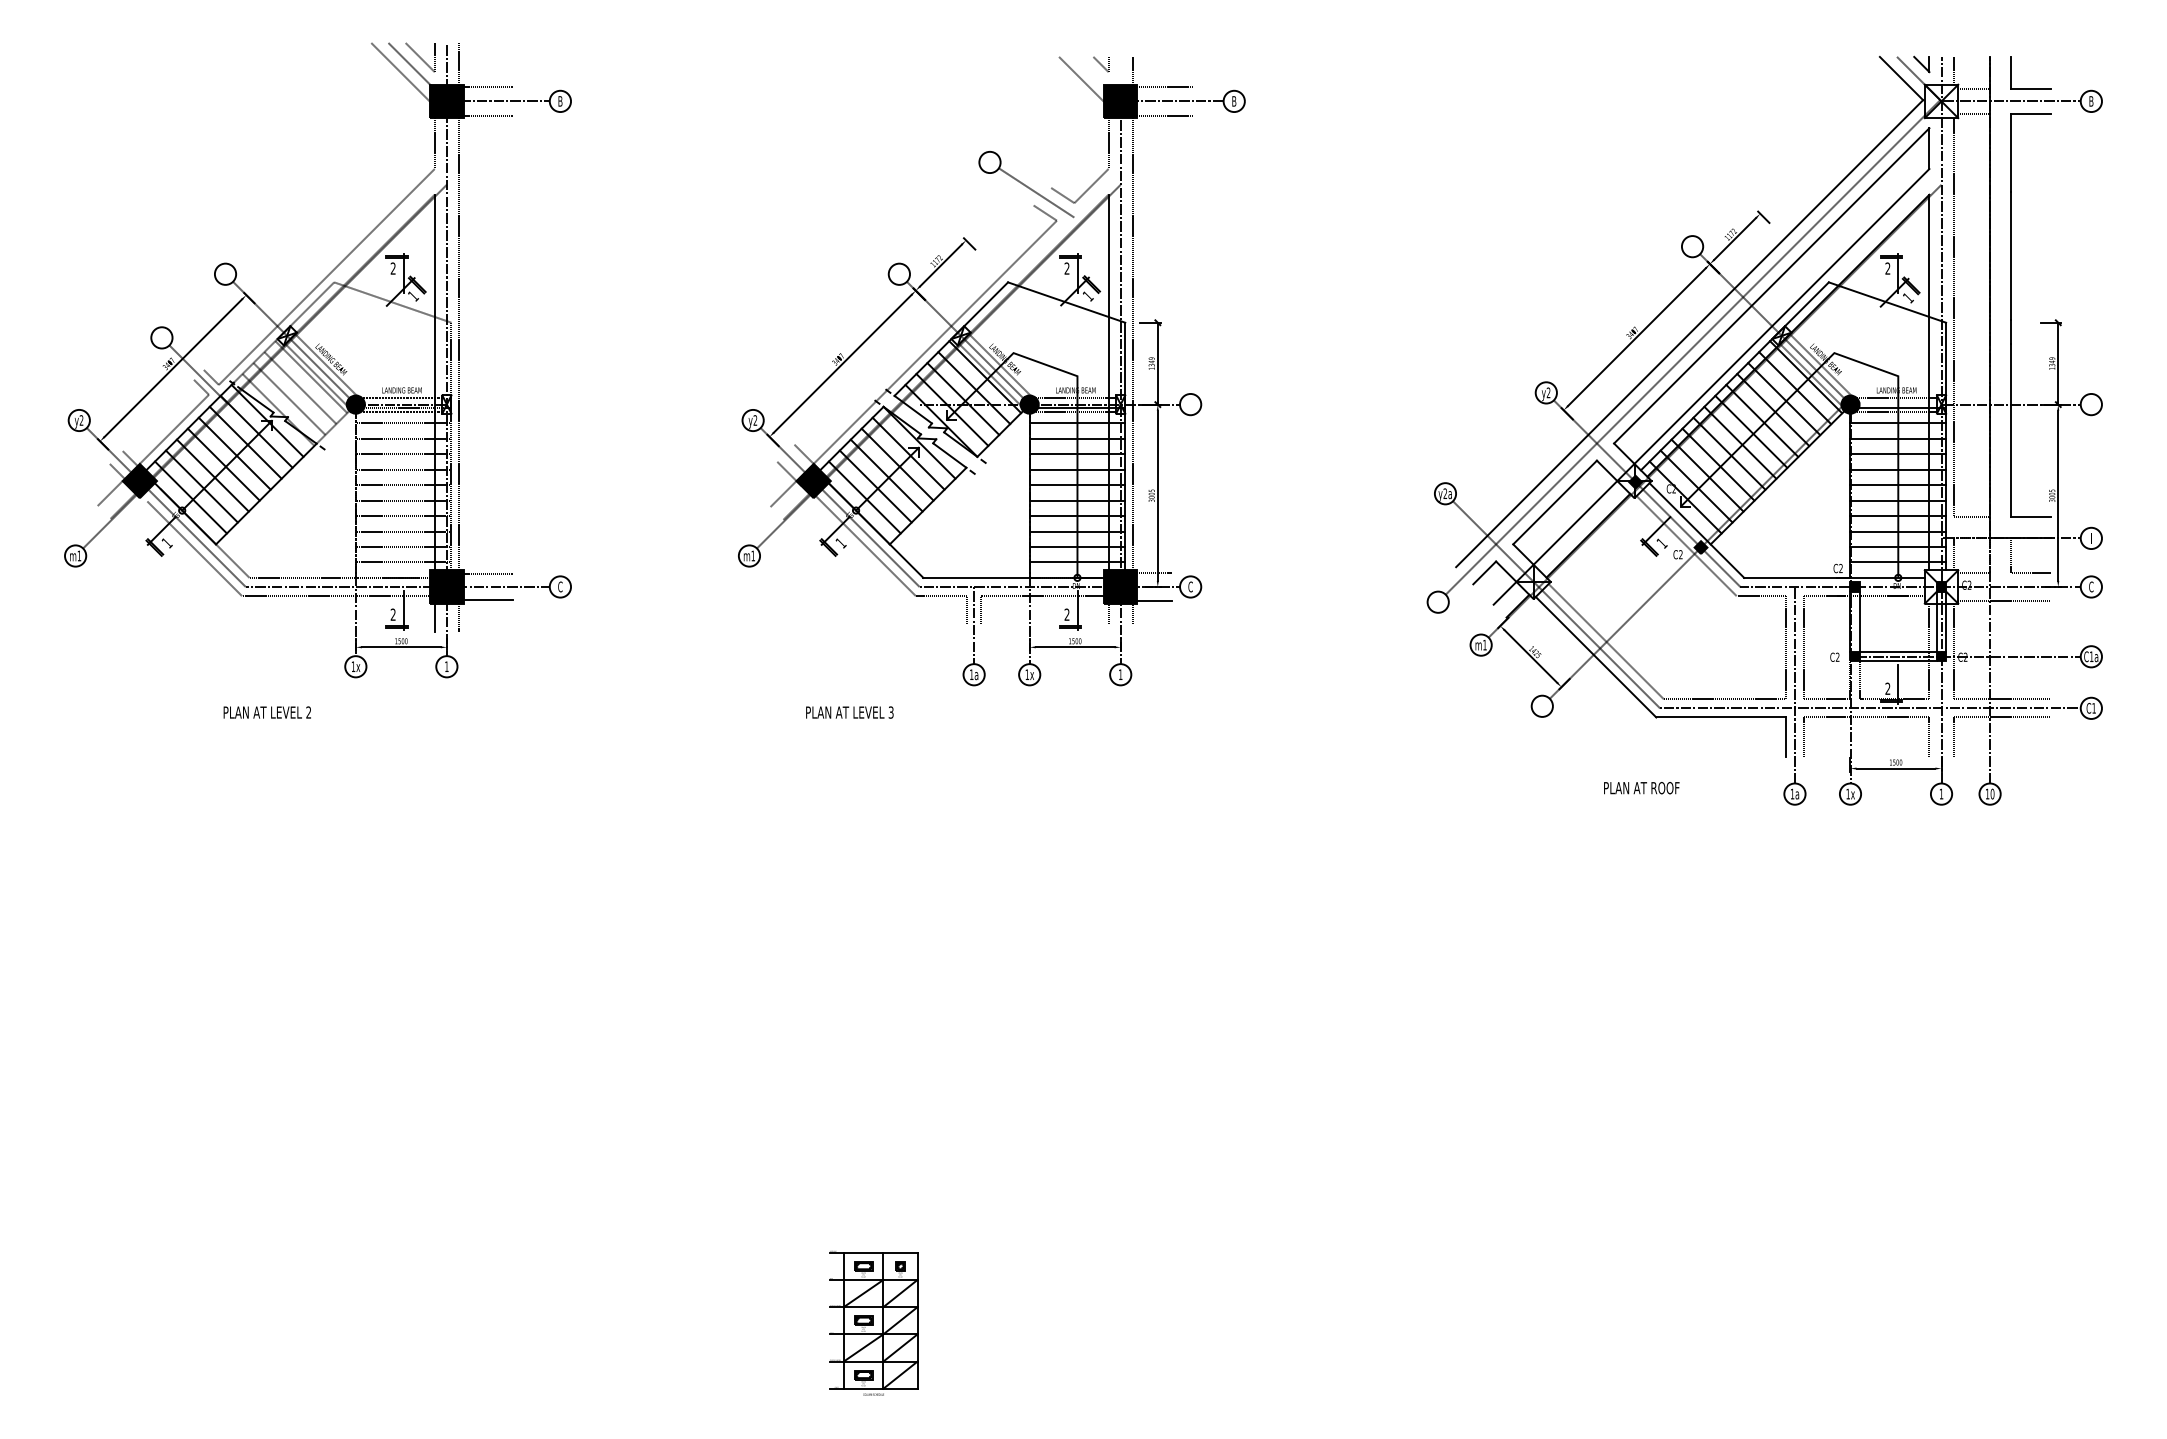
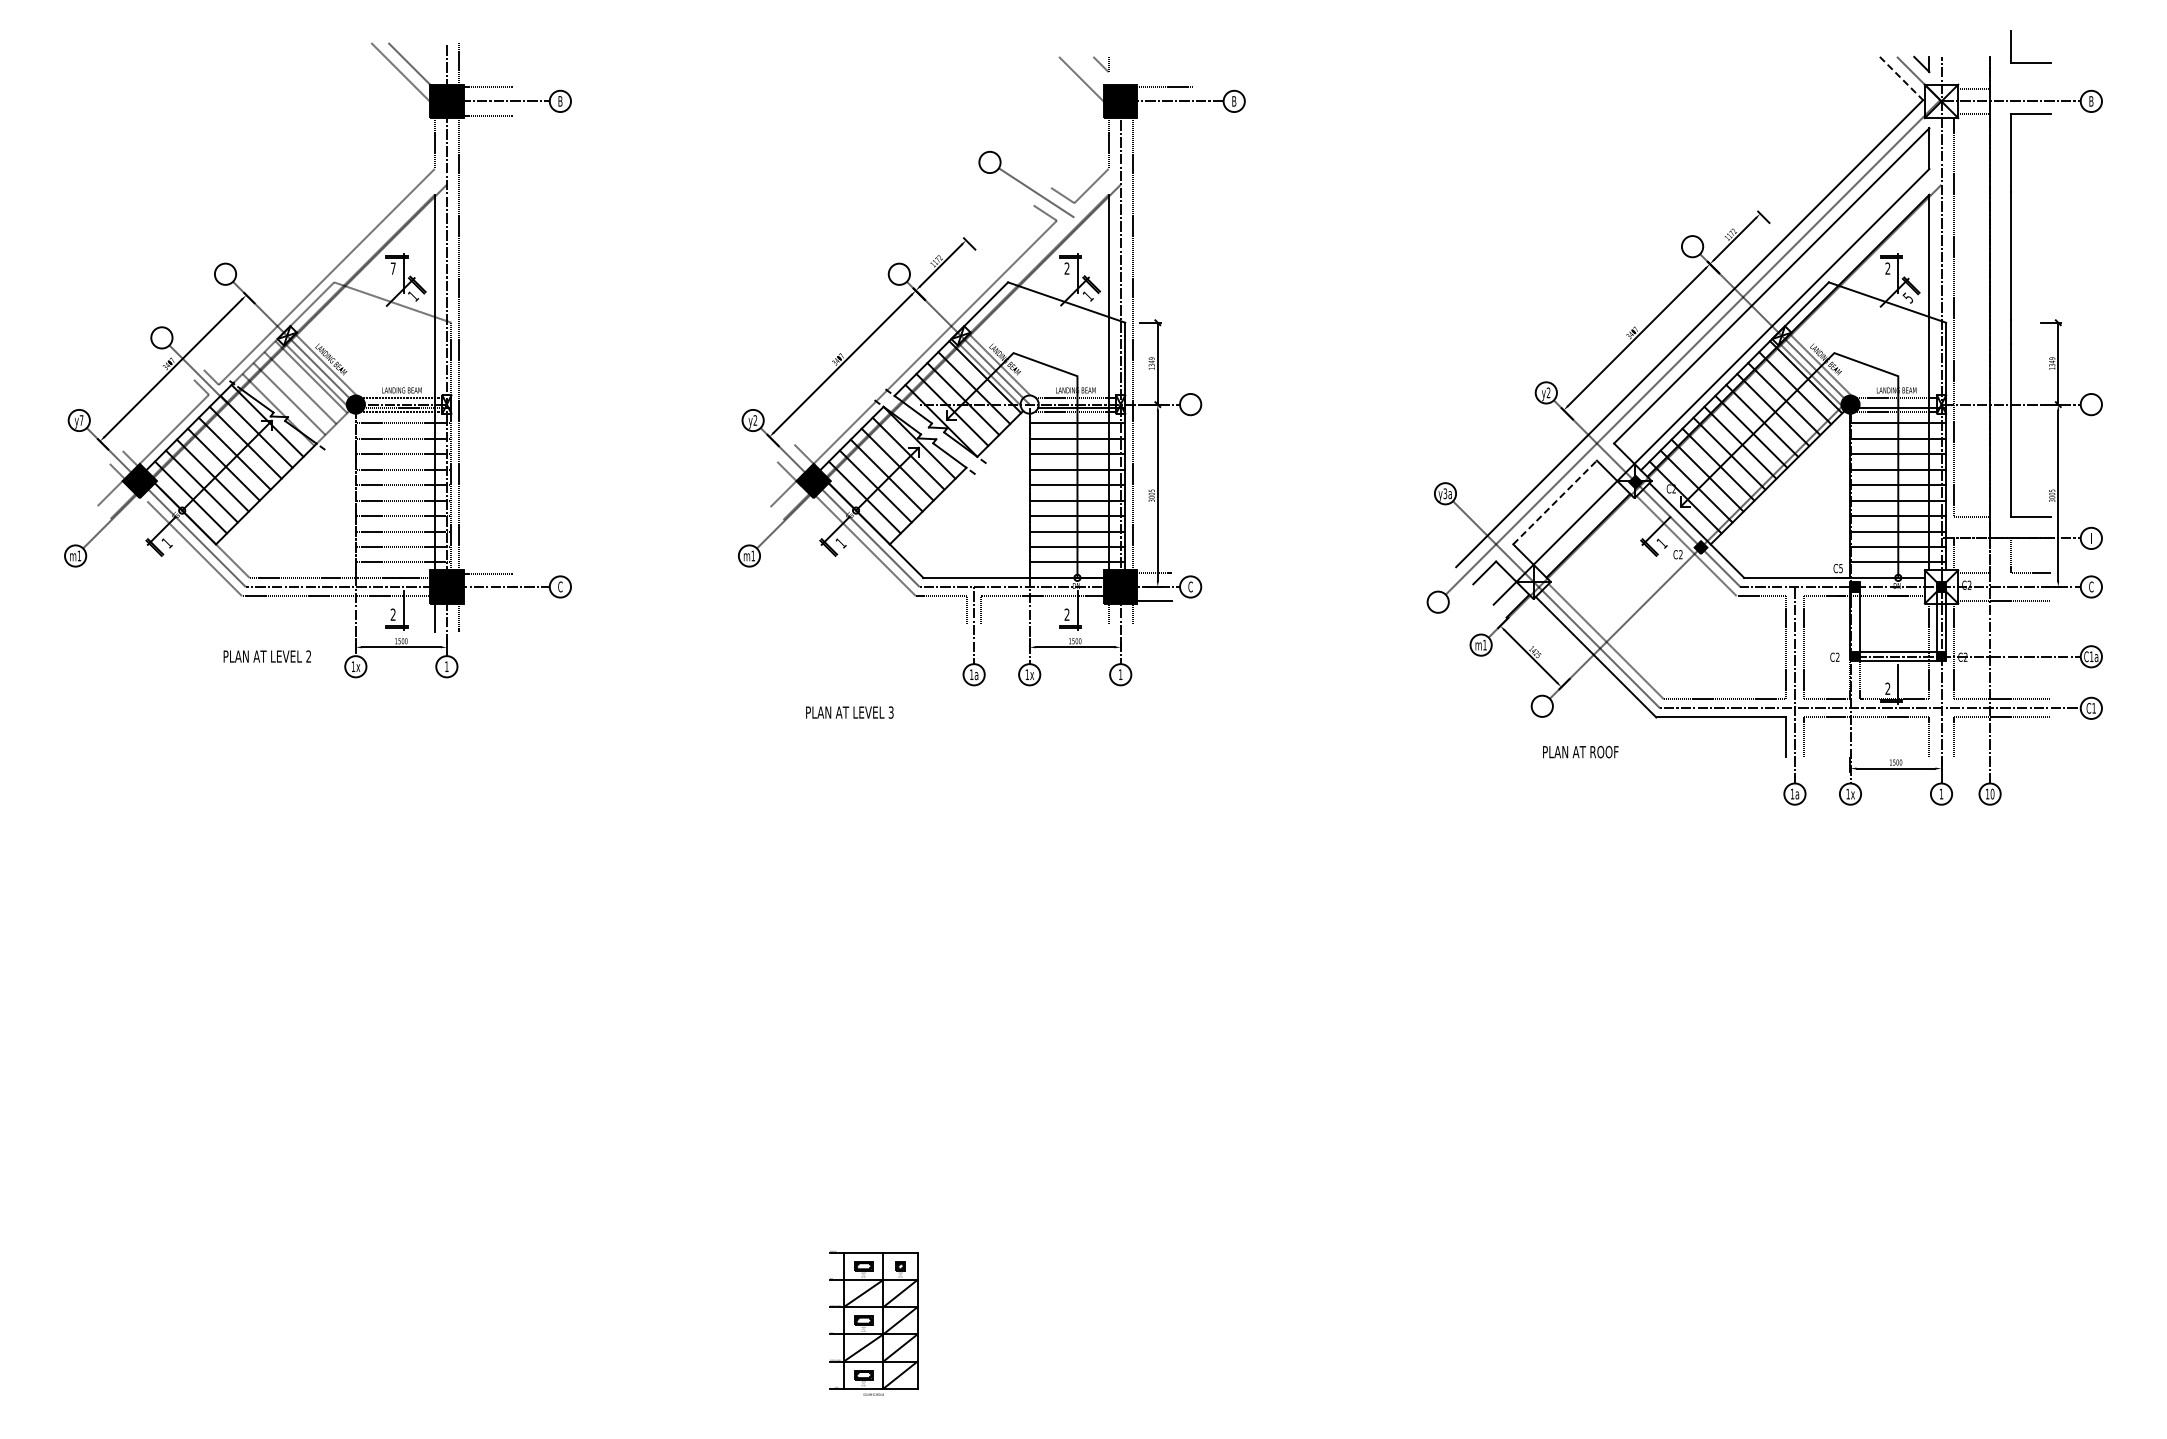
part: present -> none (420, 57)
line: present -> none (1132, 70)
line: present -> none (1953, 70)
line: solid -> dashed (1901, 78)
part position: (2030, 88) -> (2030, 62) (2030, 62)
line: present -> none (1164, 115)
text: 2 -> 7 (392, 268)
text: 1 -> 5 (1907, 297)
fill: present -> none (1029, 404)
text: y2 -> y7 (81, 420)
text: y2a -> y3a (1445, 494)
line: solid -> dashed (1555, 502)
text: C2 -> C5 (1840, 568)
line: present -> none (488, 599)
text position: (266, 712) -> (266, 656) (266, 656)
text position: (1641, 788) -> (1580, 752) (1580, 752)
